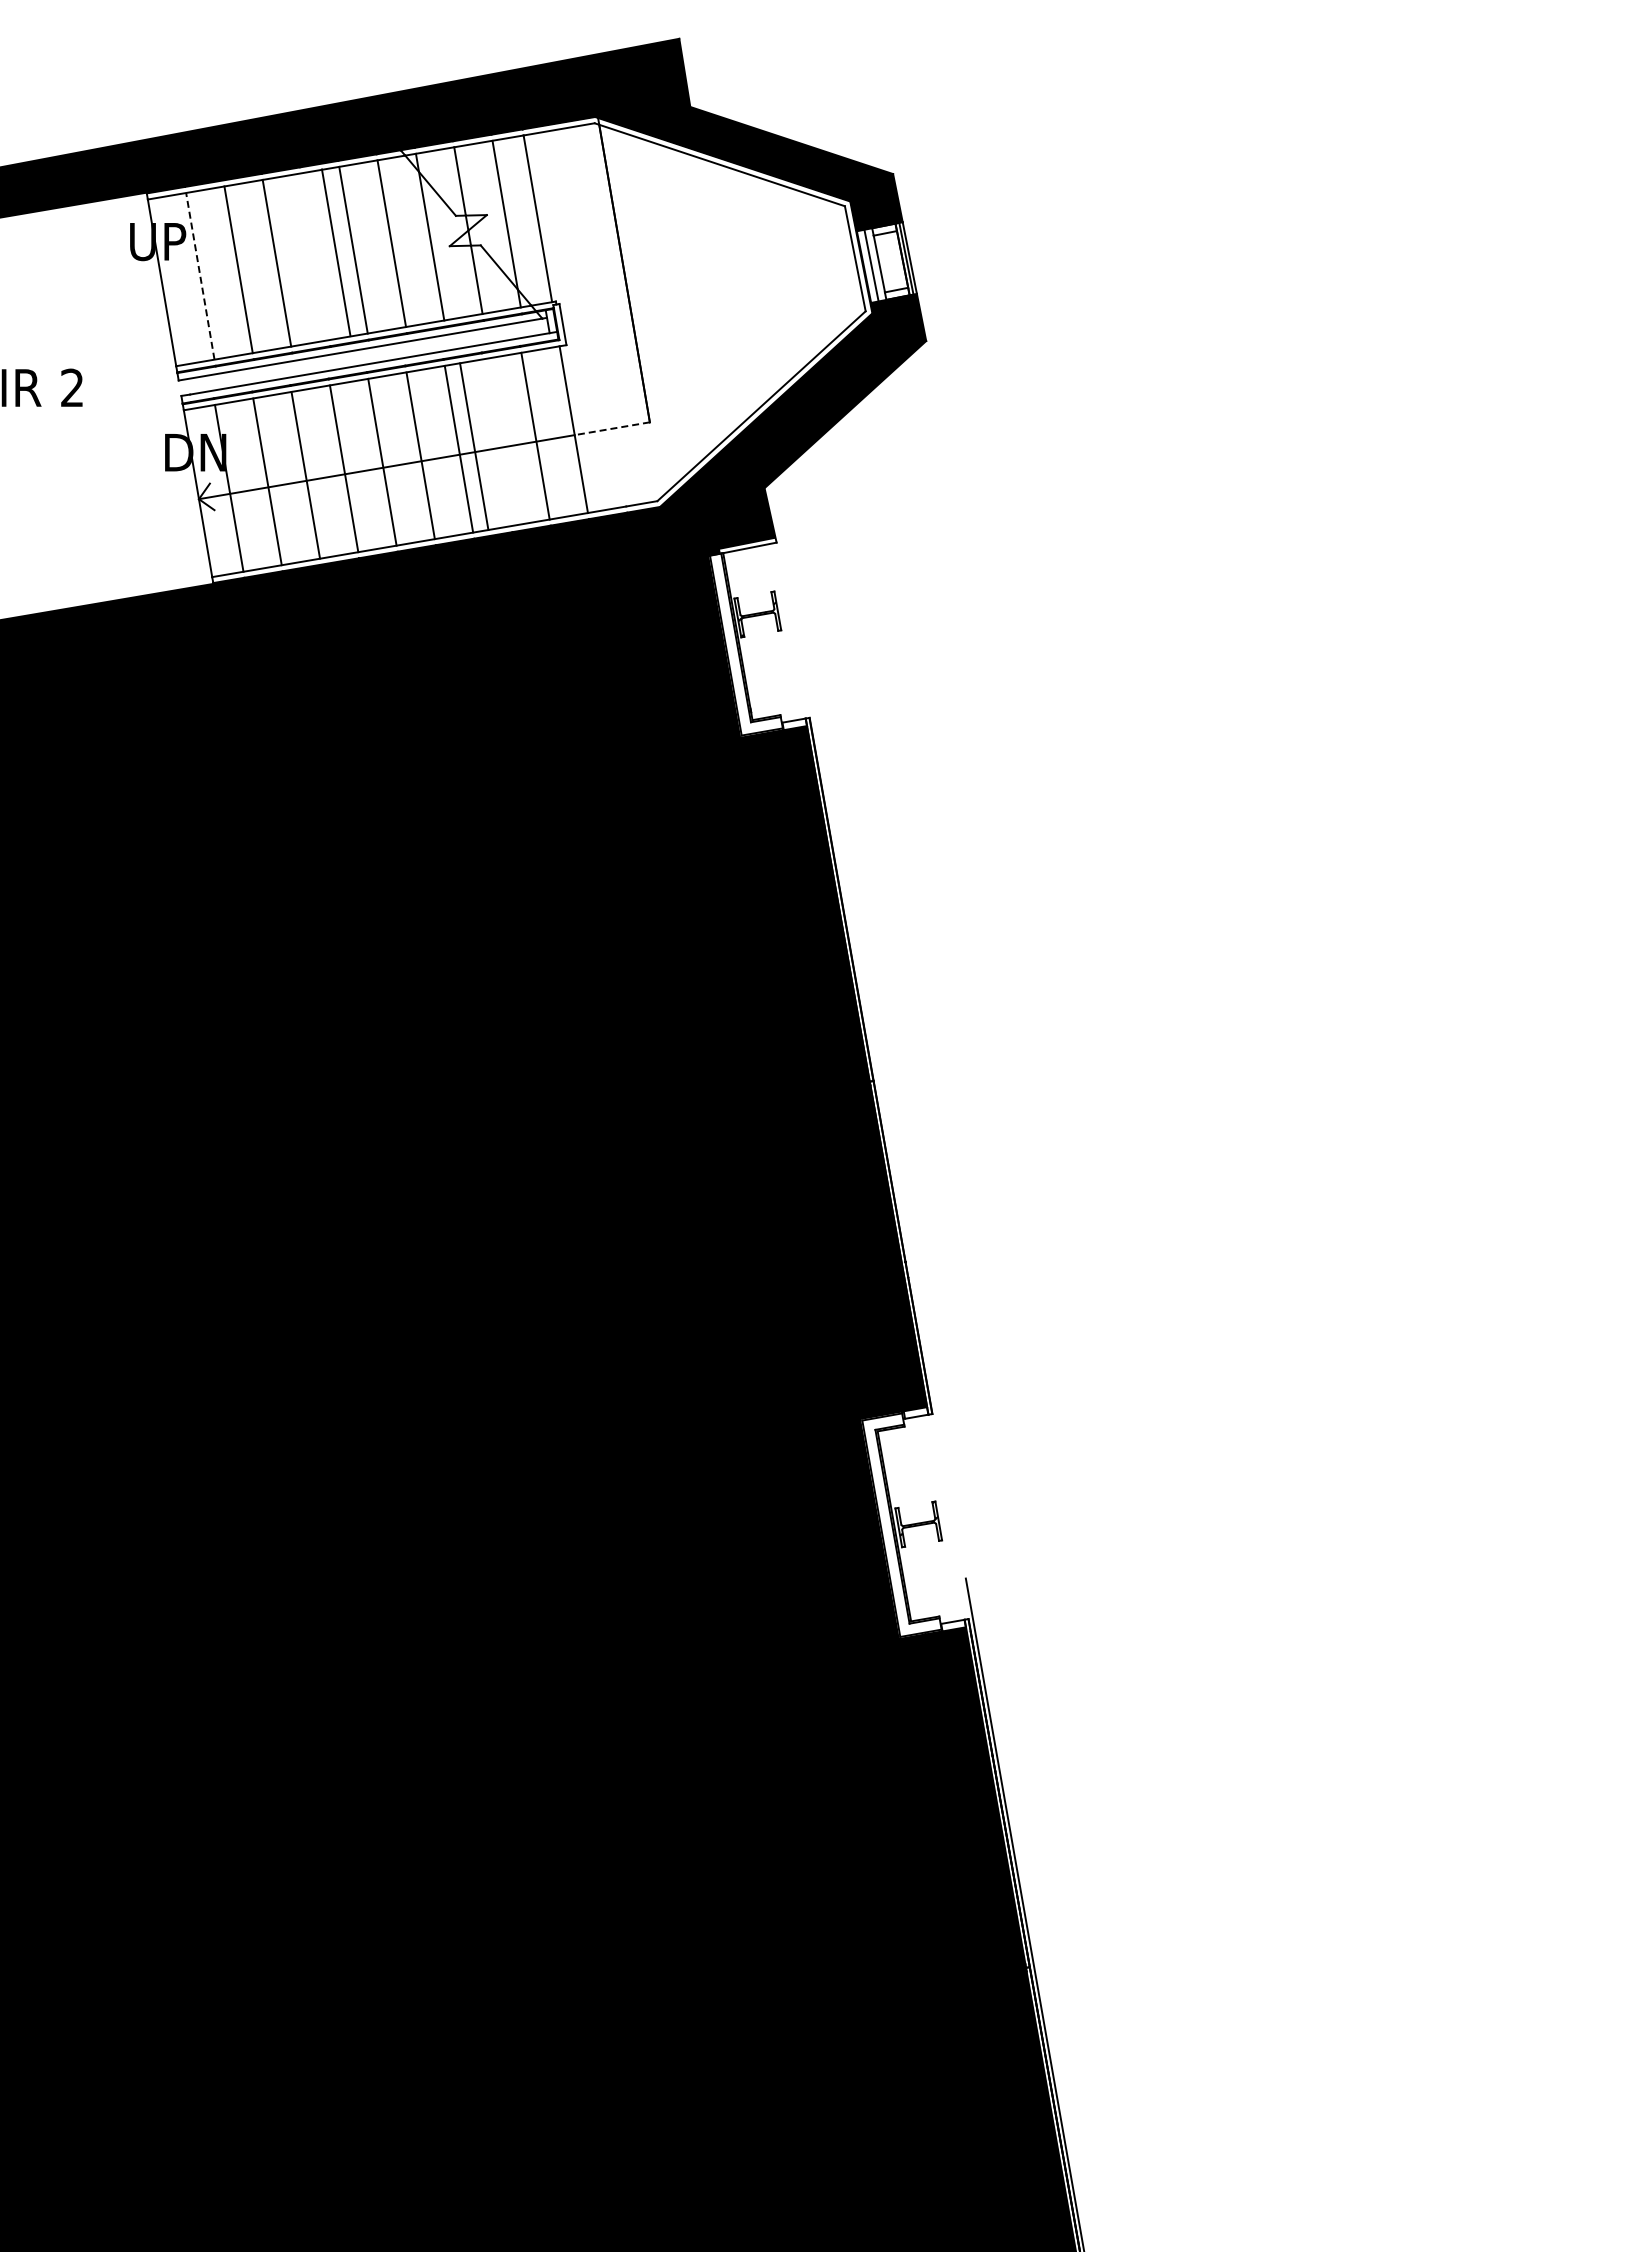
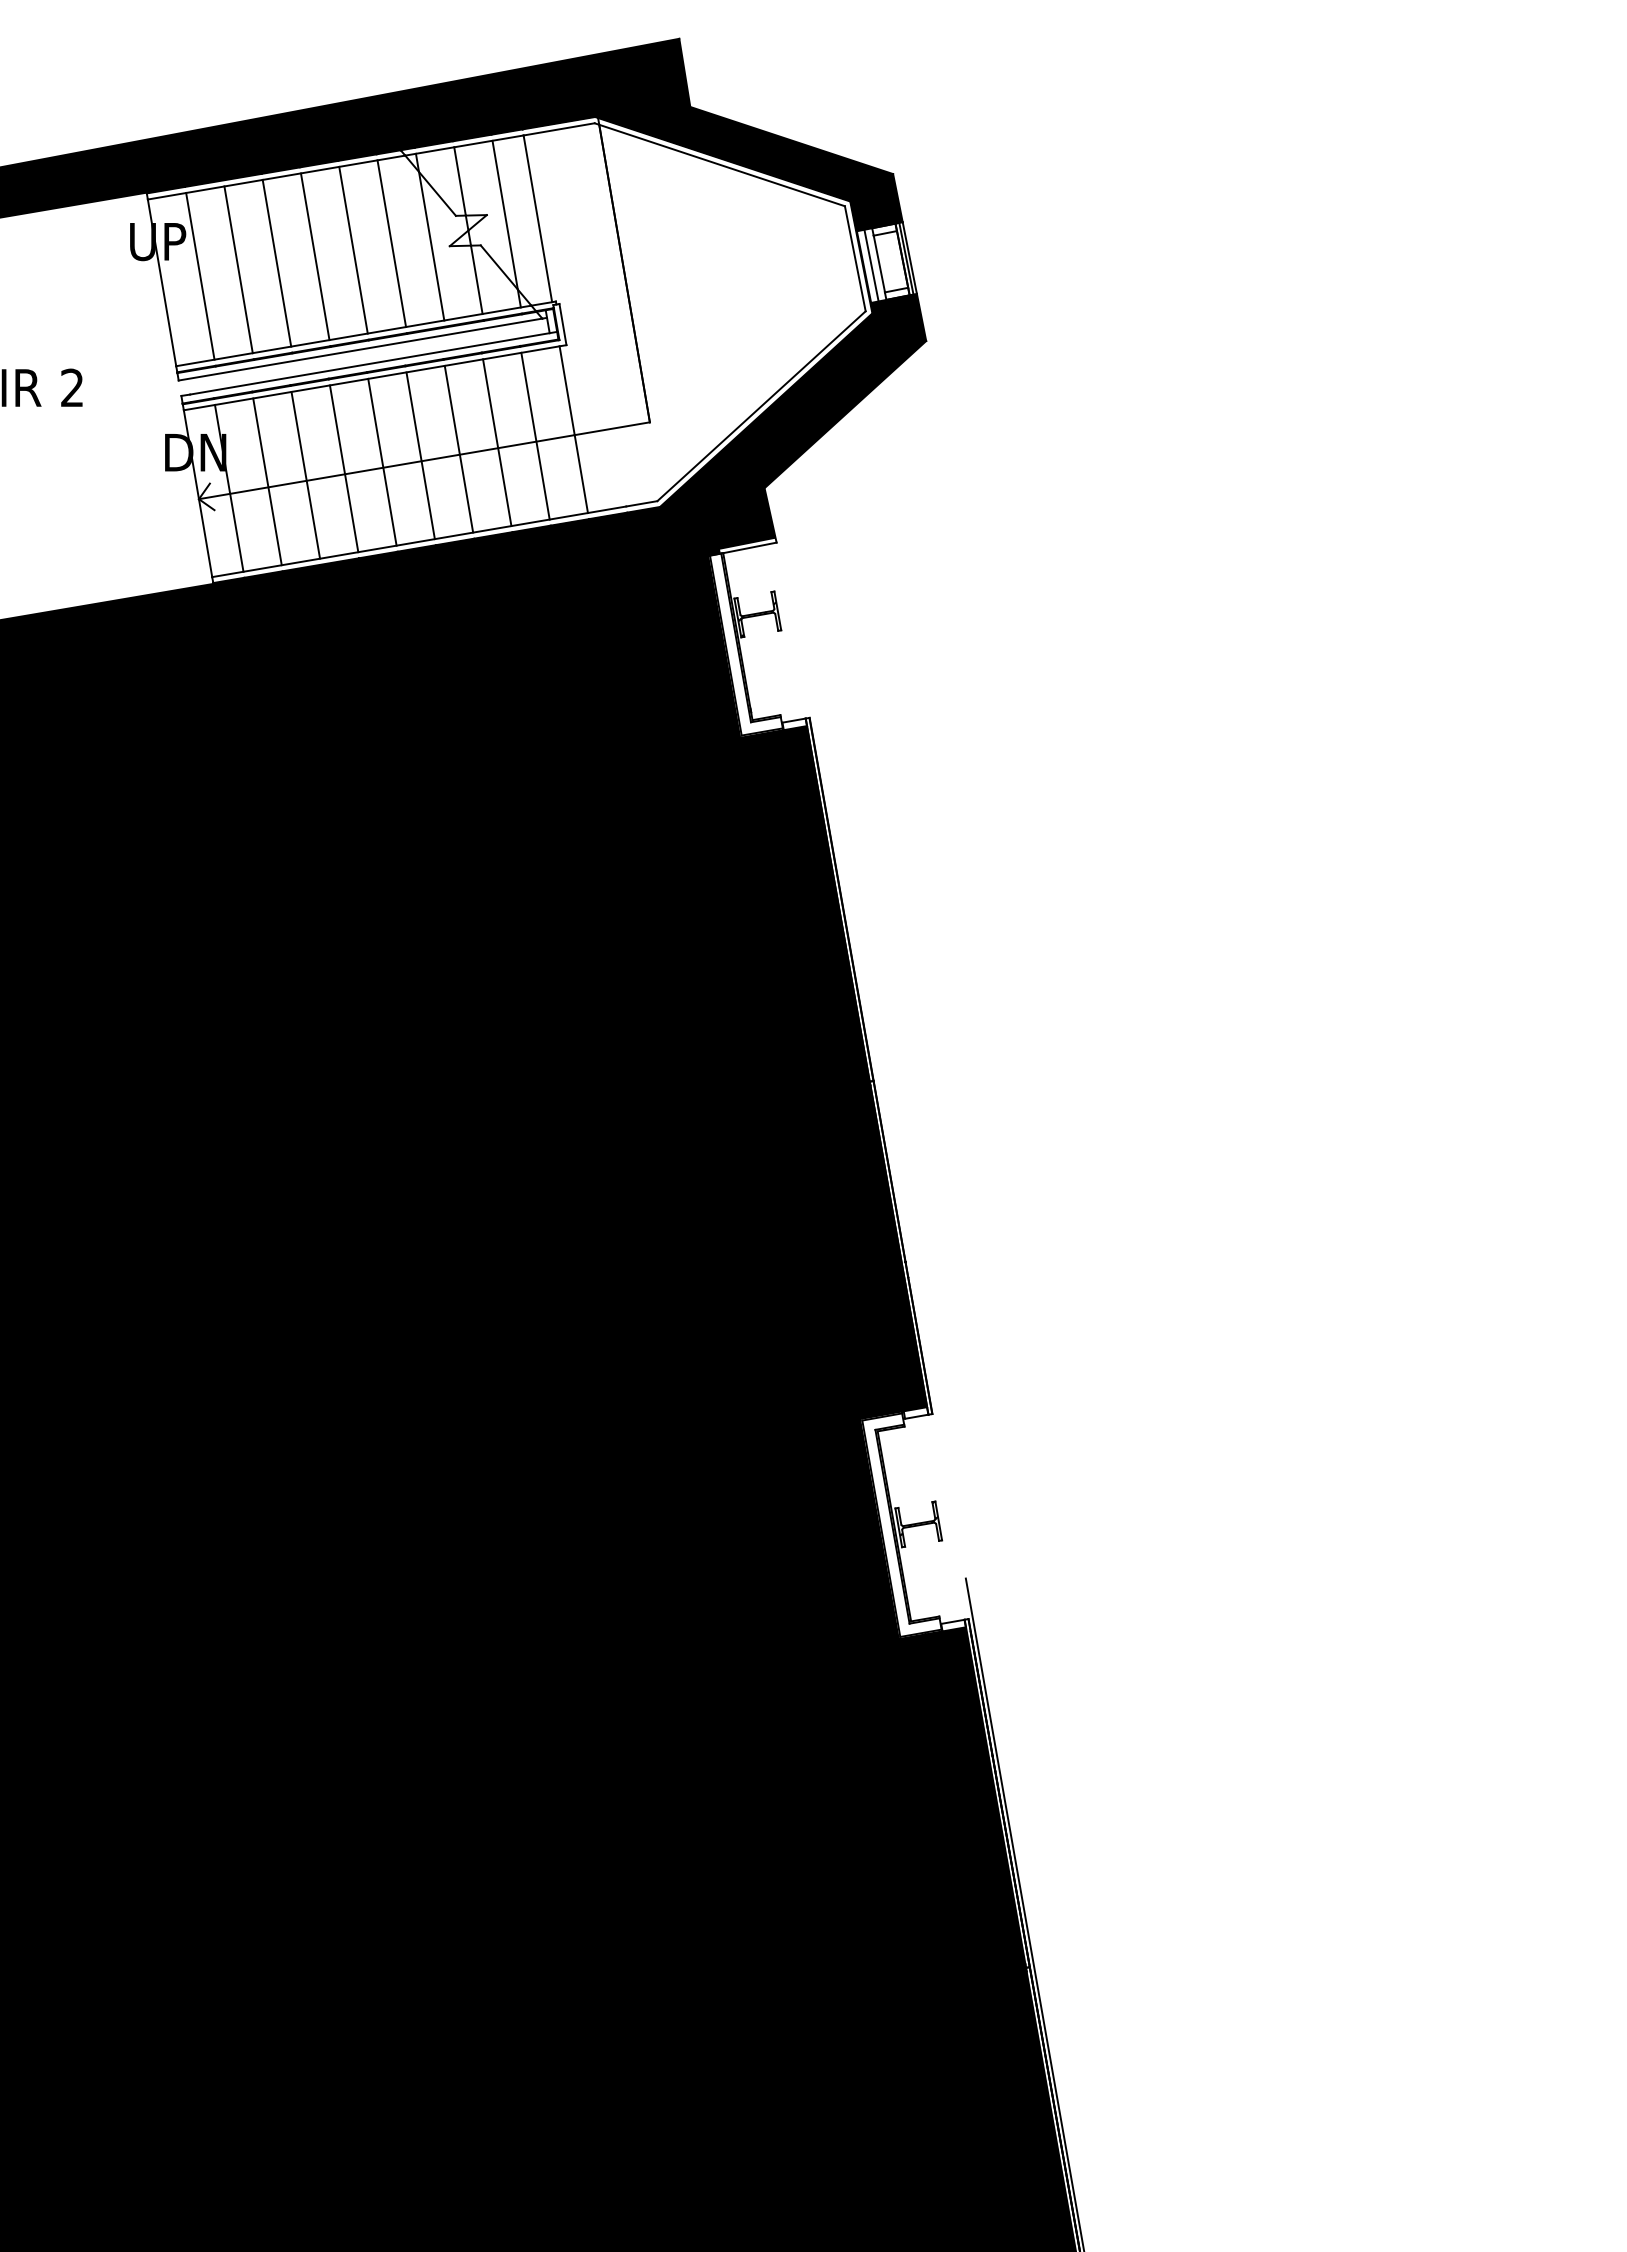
line position: (335, 252) -> (314, 256) (314, 256)
line: dashed -> solid (200, 276)
line: dashed -> solid (611, 428)
line position: (474, 446) -> (497, 442) (497, 442)
